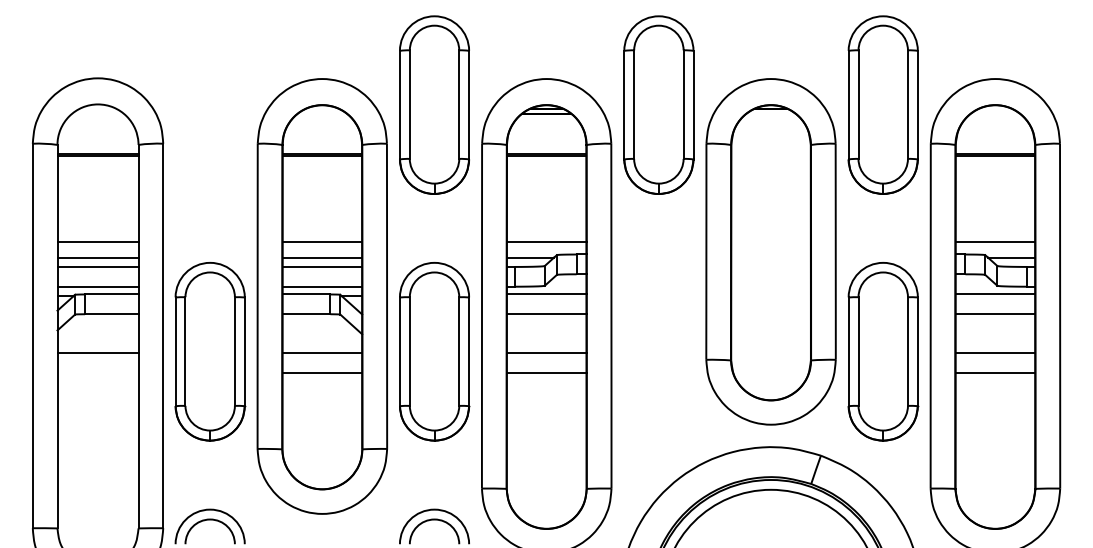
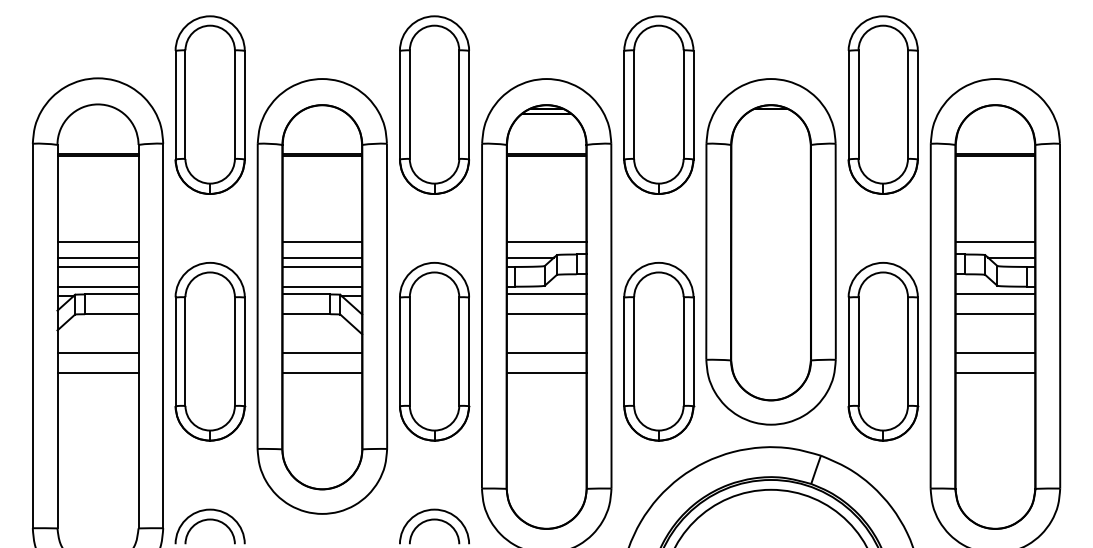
part: none -> present (209, 104)
part: none -> present (659, 351)
line: none -> present (97, 373)
